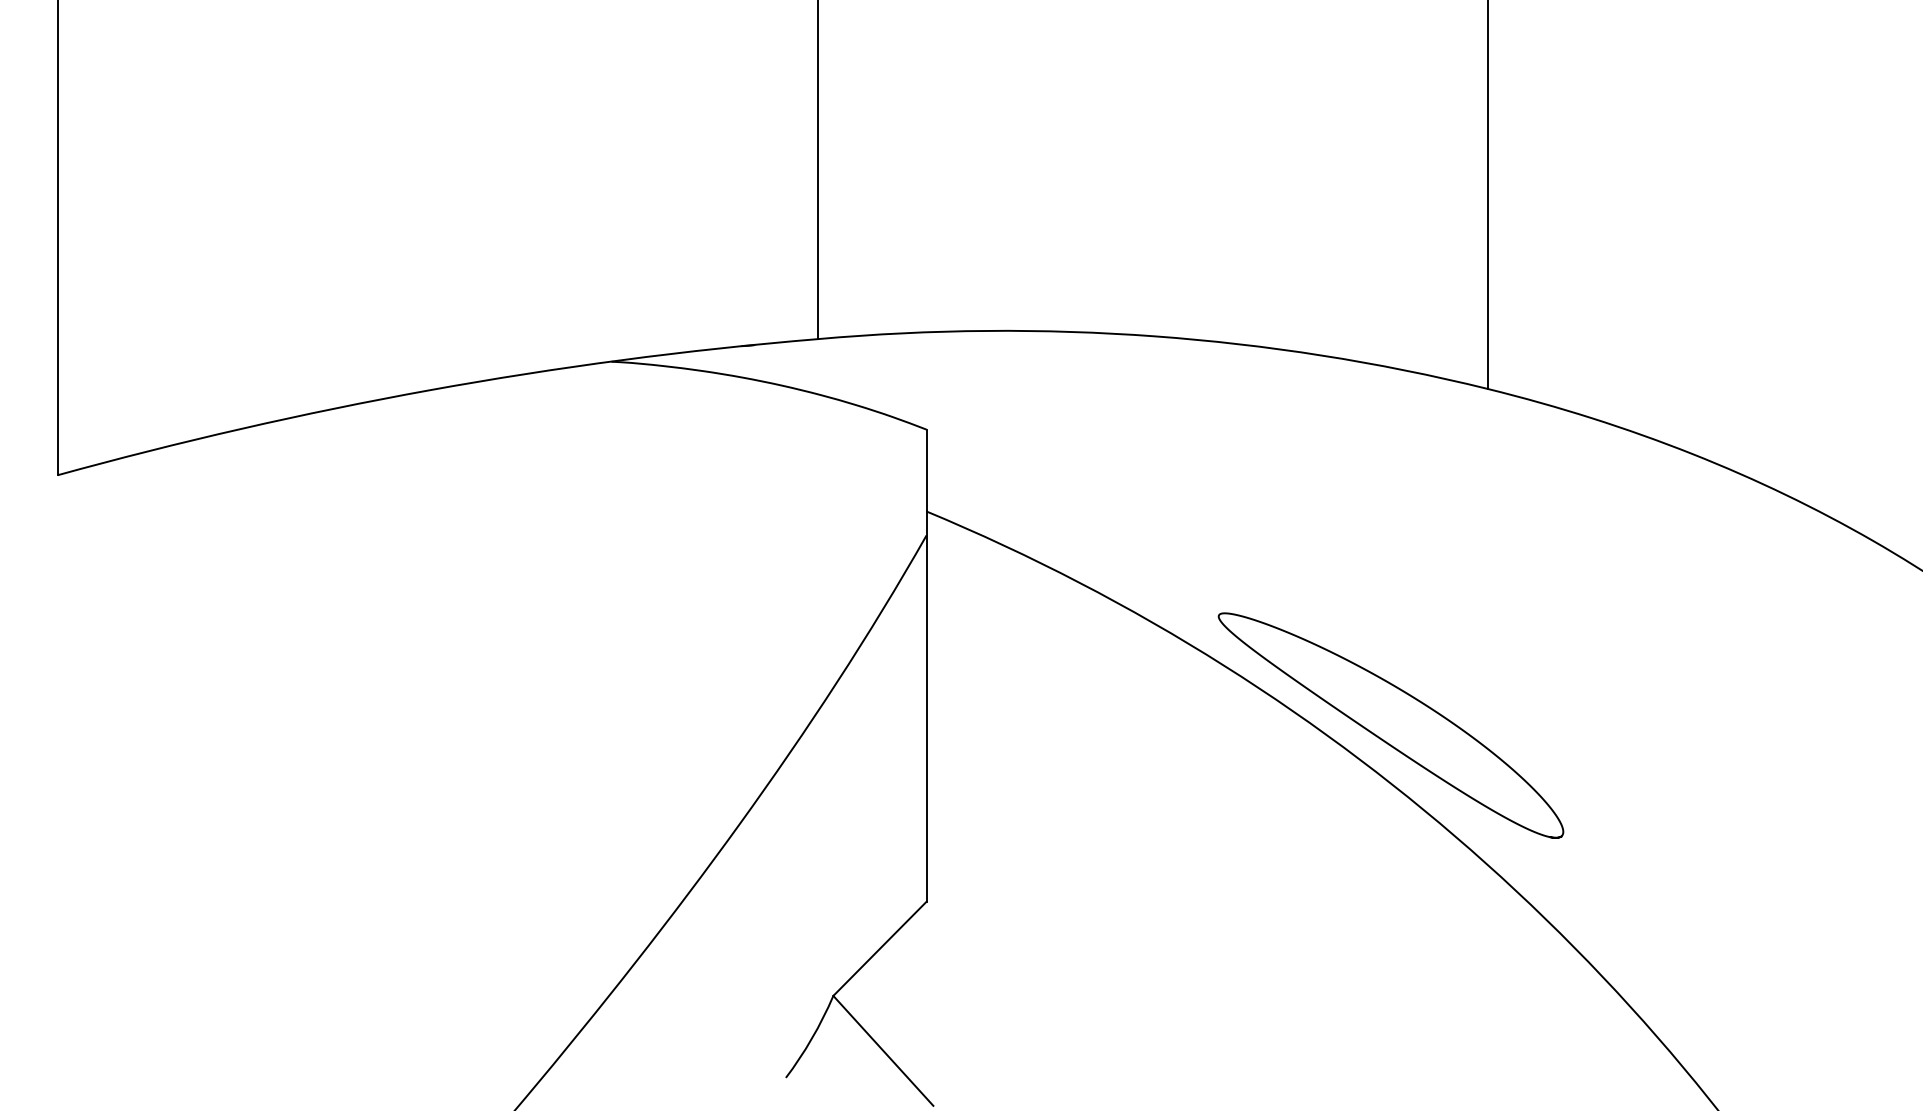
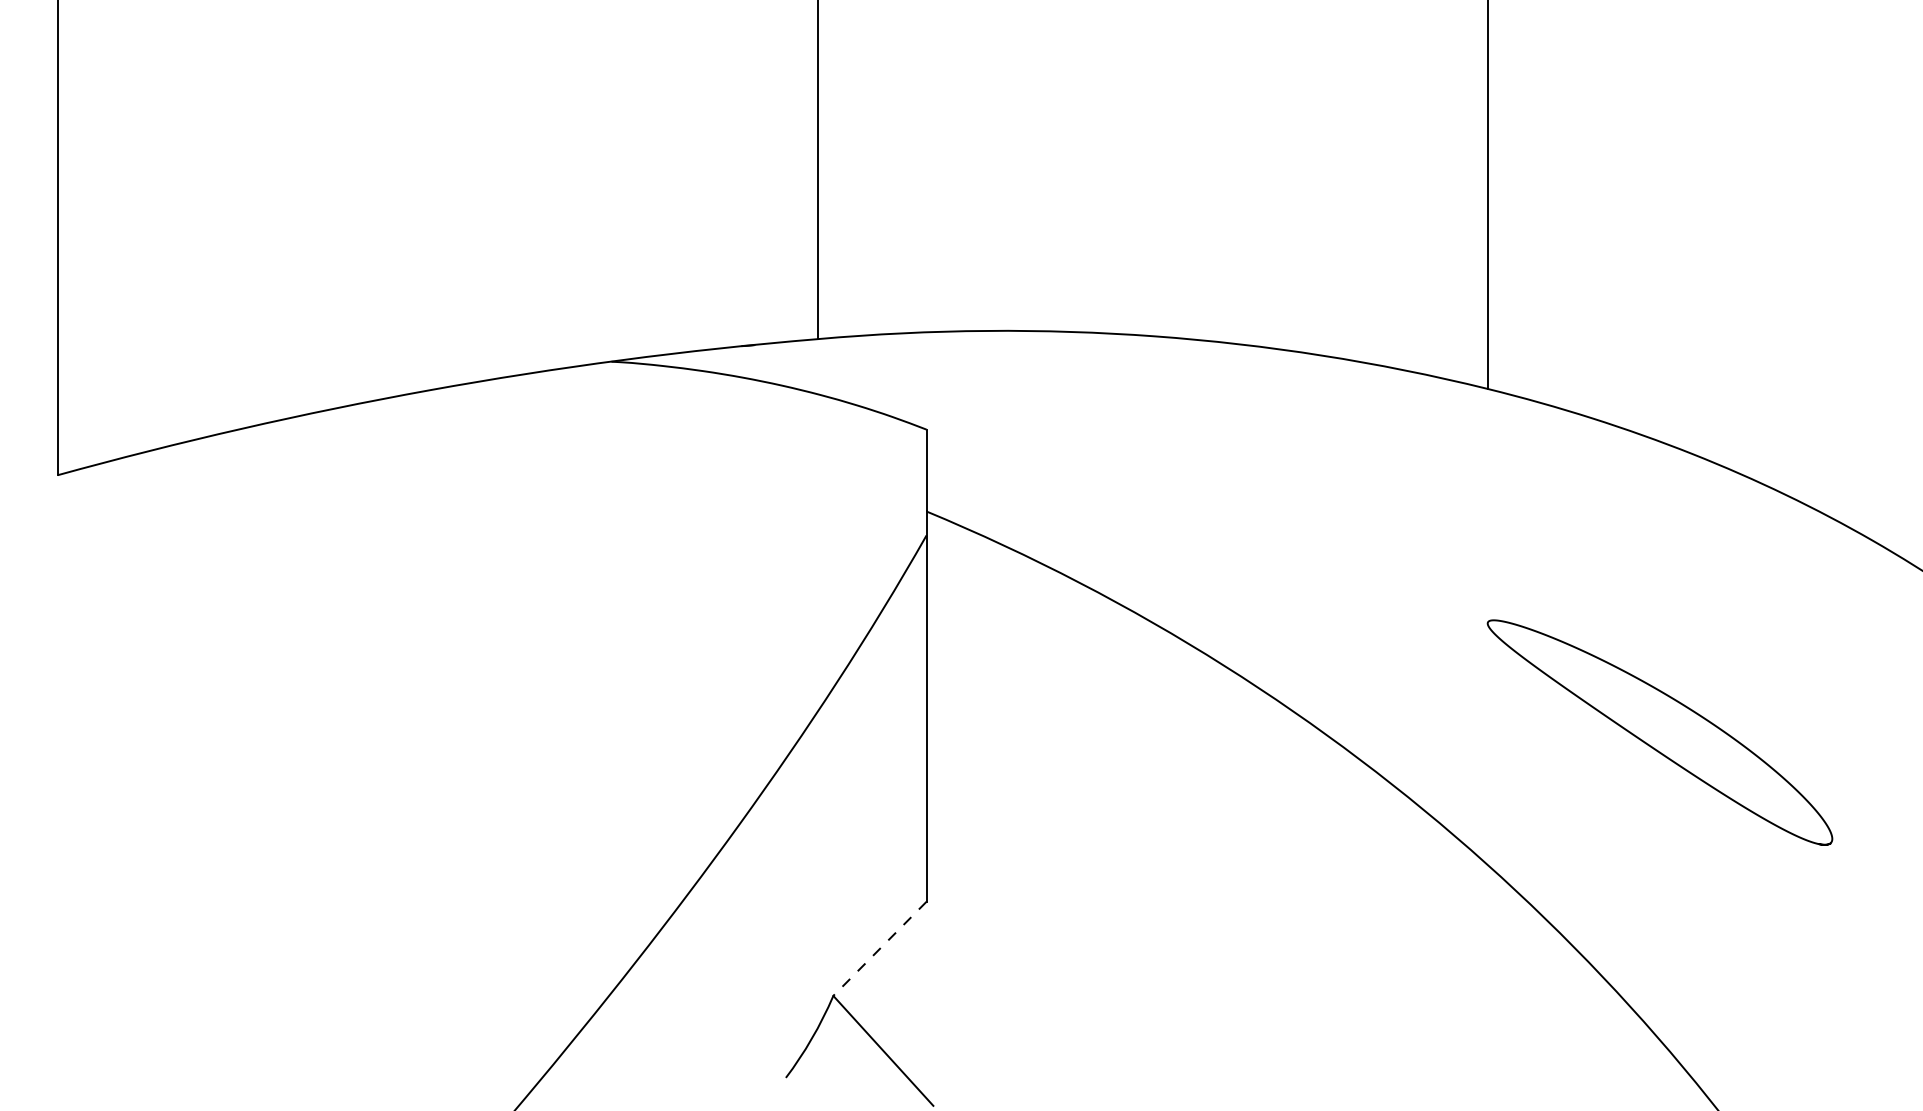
curve position: (1382, 738) -> (1651, 745) (1651, 745)
line: solid -> dashed (879, 949)
